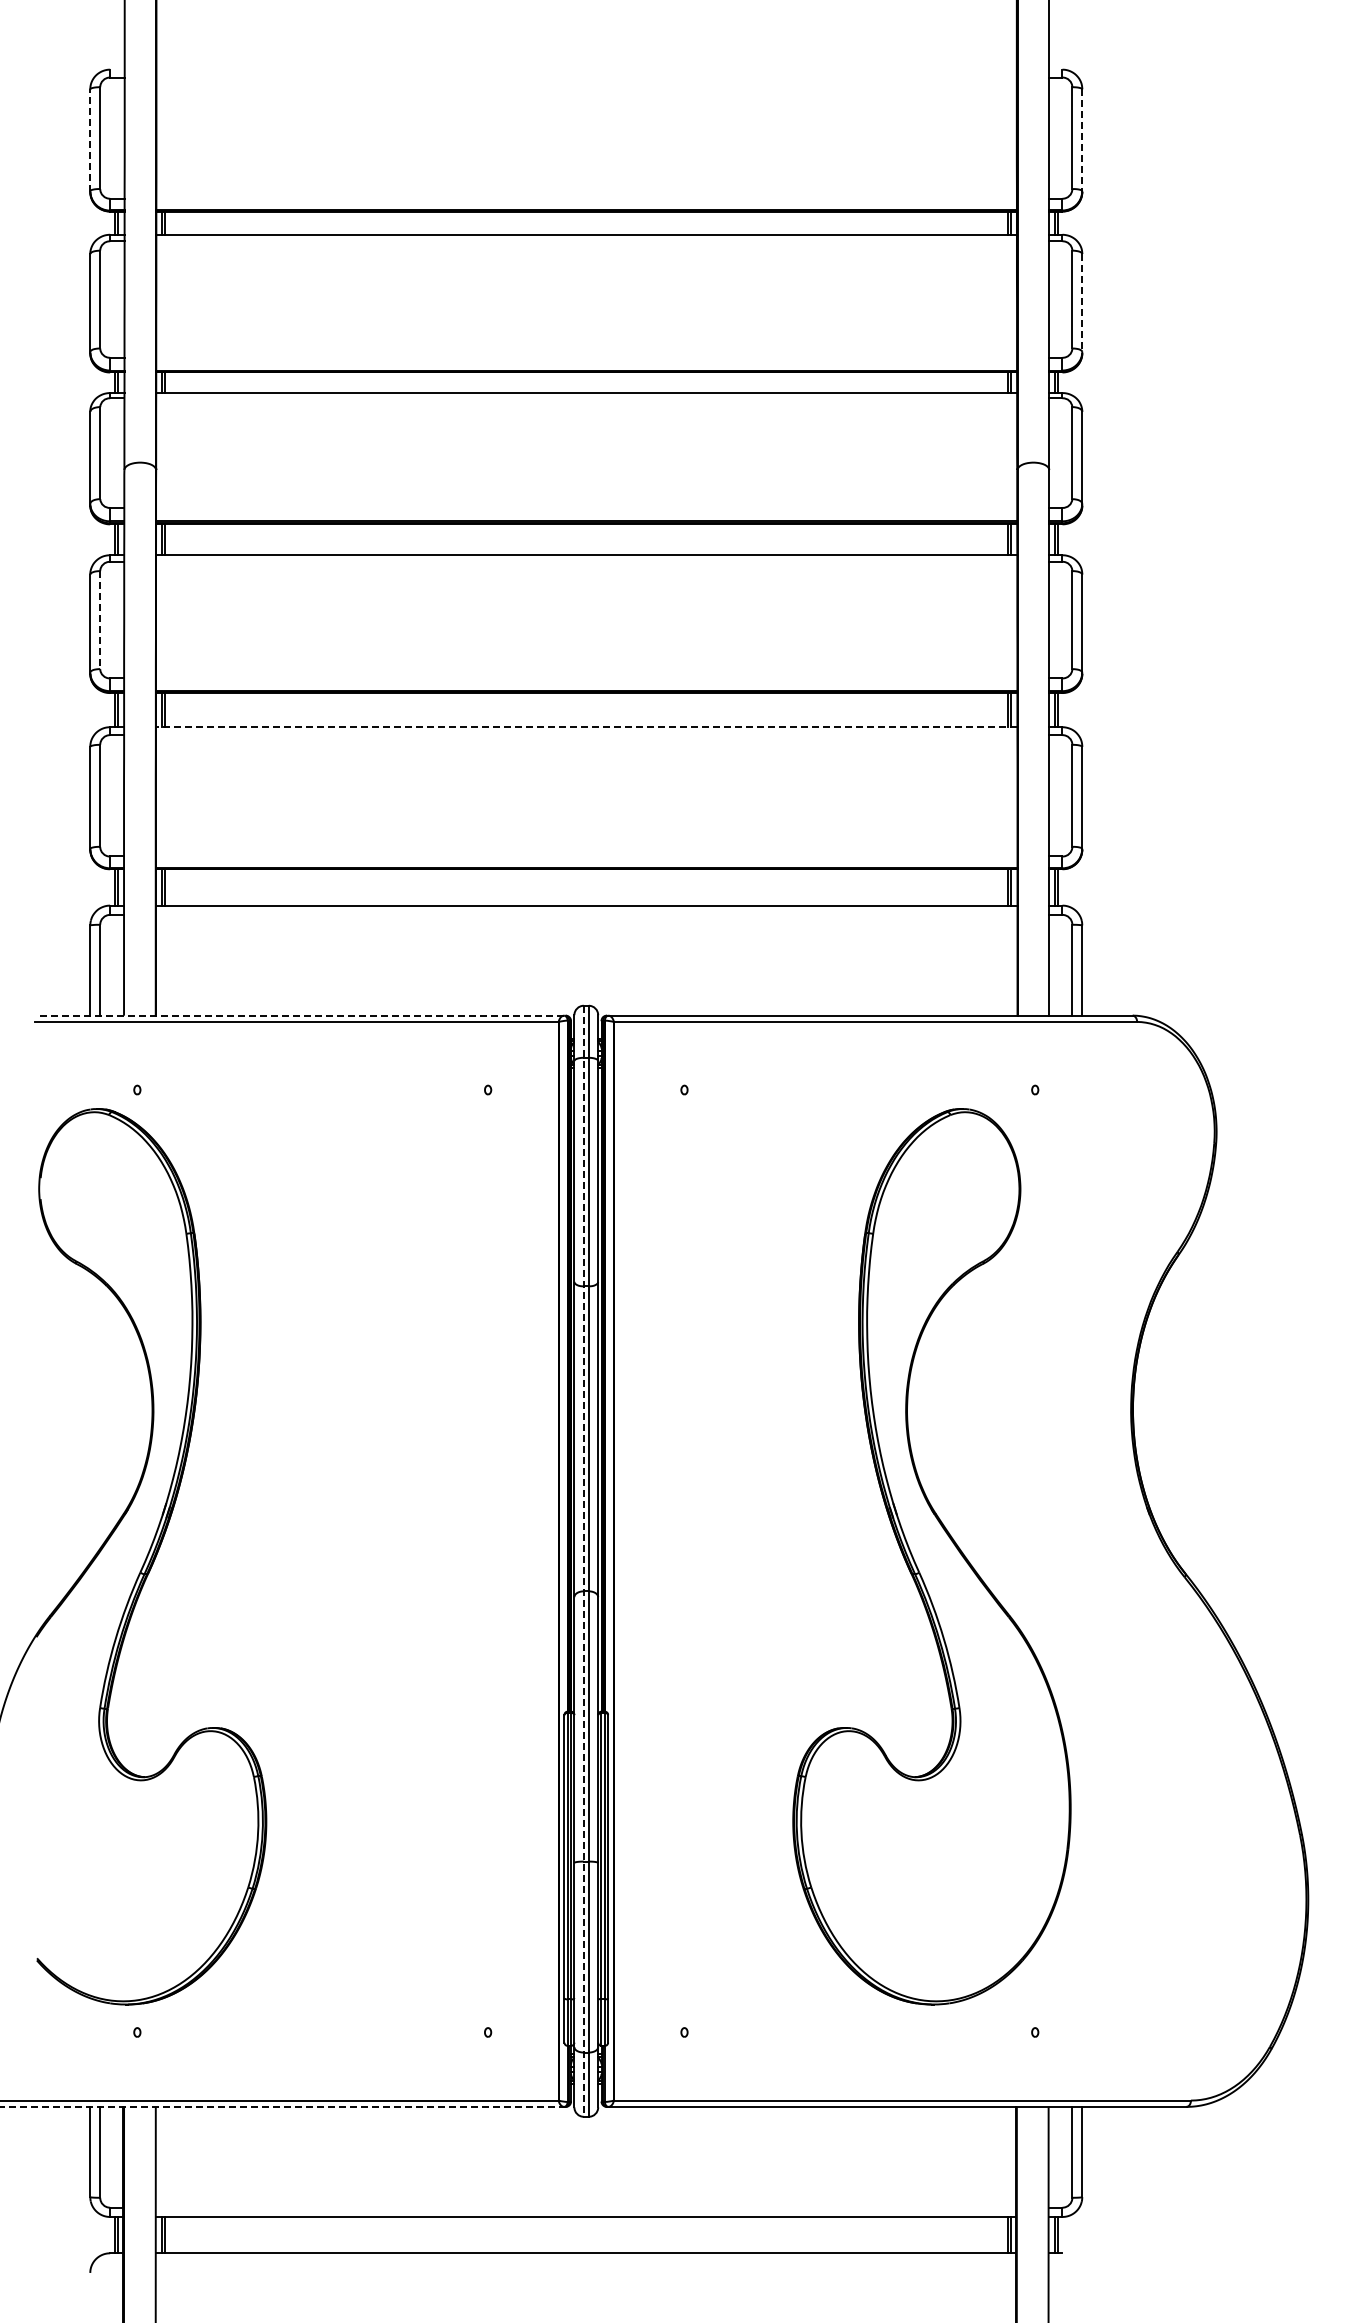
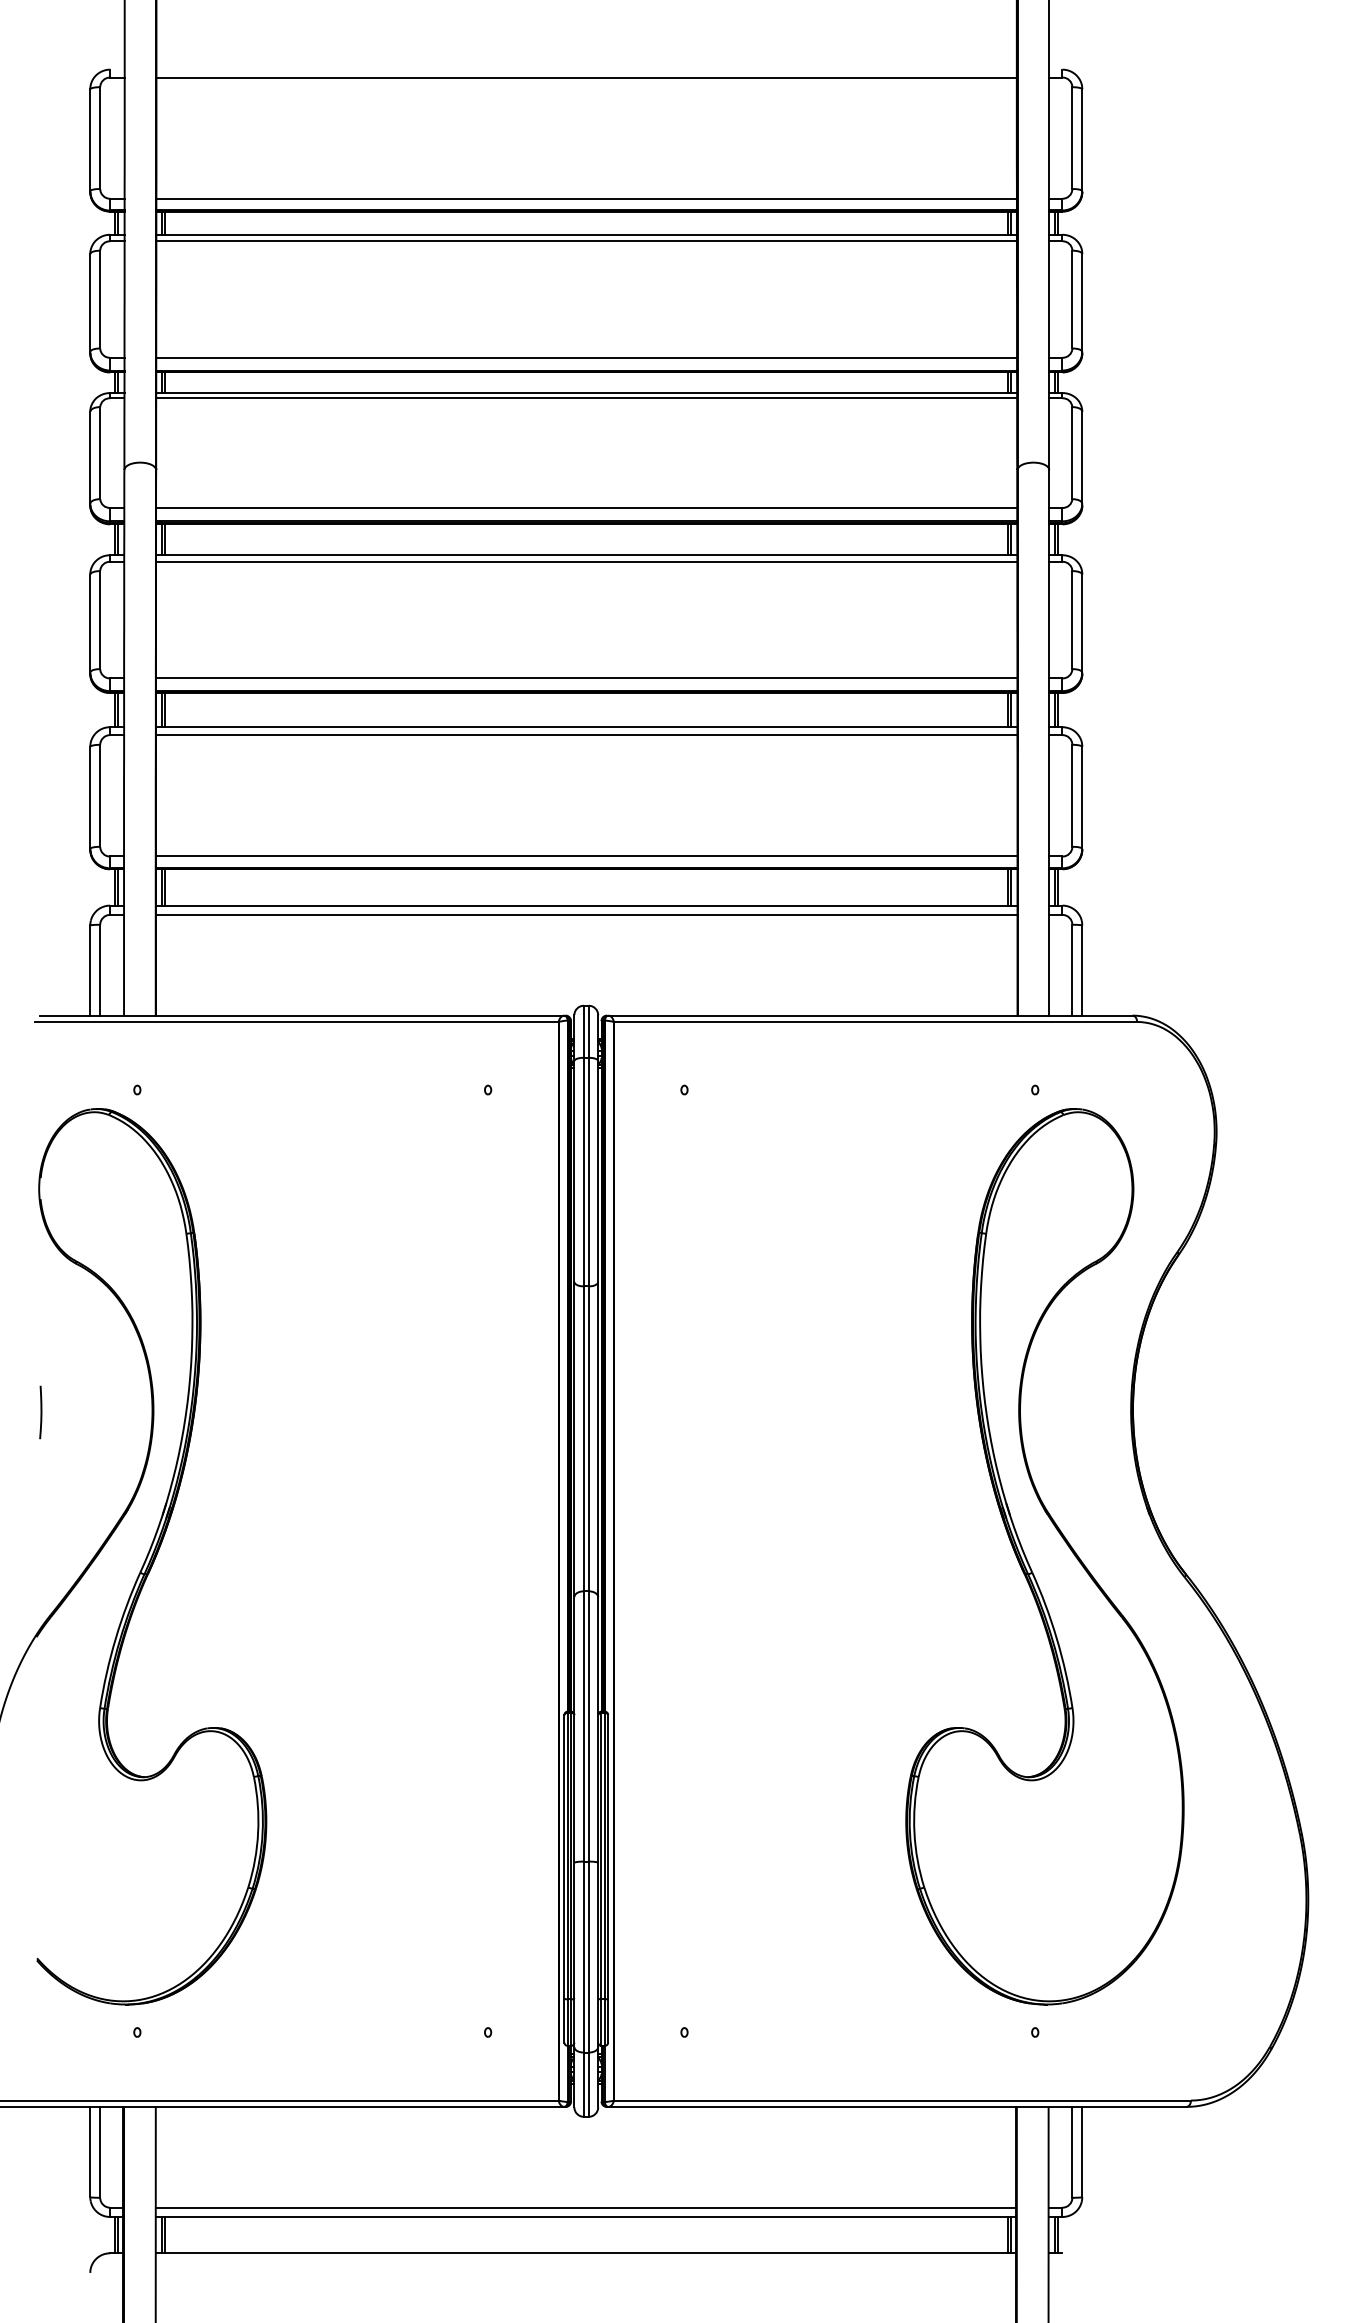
line: none -> present (586, 77)
line: dashed -> solid (90, 140)
line: dashed -> solid (1082, 141)
line: none -> present (586, 198)
line: none -> present (586, 241)
line: dashed -> solid (1082, 303)
line: none -> present (586, 357)
line: none -> present (586, 398)
line: none -> present (586, 507)
line: none -> present (586, 561)
line: dashed -> solid (100, 620)
line: none -> present (586, 678)
line: dashed -> solid (586, 727)
line: none -> present (586, 735)
line: none -> present (586, 856)
line: none -> present (586, 914)
line: dashed -> solid (302, 1015)
line: none -> present (40, 1412)
part position: (931, 1556) -> (1044, 1556) (1044, 1556)
line: dashed -> solid (583, 1561)
line: dashed -> solid (282, 2106)
line: none -> present (585, 2207)
